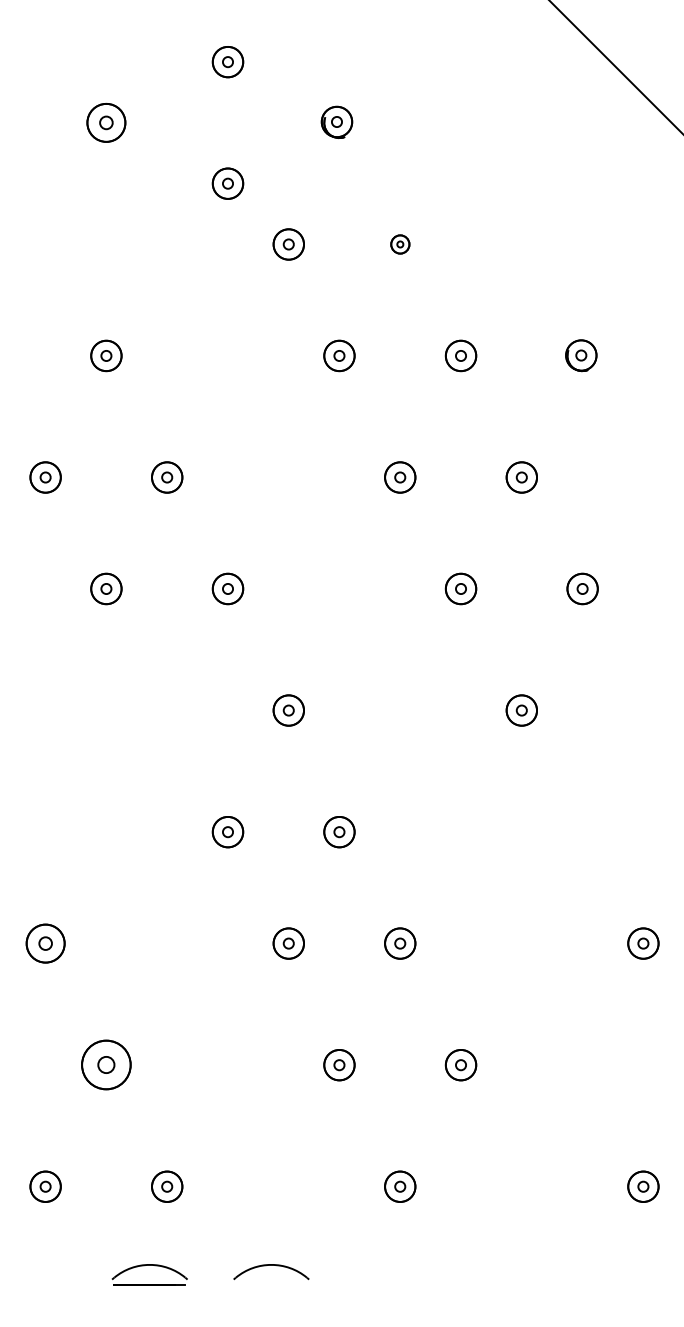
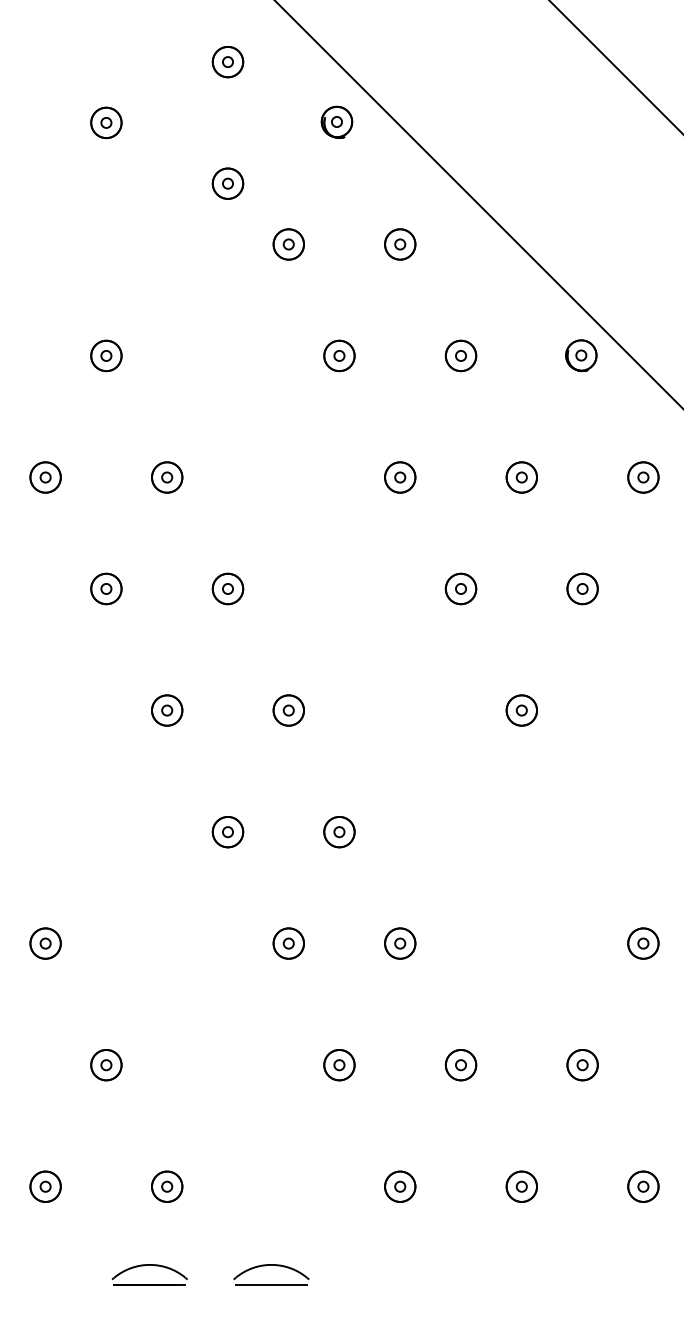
part size: 41x40 px -> 33x34 px (106, 122)
line: none -> present (478, 204)
part size: 21x21 px -> 33x33 px (400, 244)
part: none -> present (643, 477)
part: none -> present (167, 710)
part size: 41x41 px -> 33x33 px (45, 943)
part size: 51x52 px -> 33x33 px (106, 1065)
part: none -> present (582, 1065)
part: none -> present (521, 1186)
line: none -> present (270, 1285)
